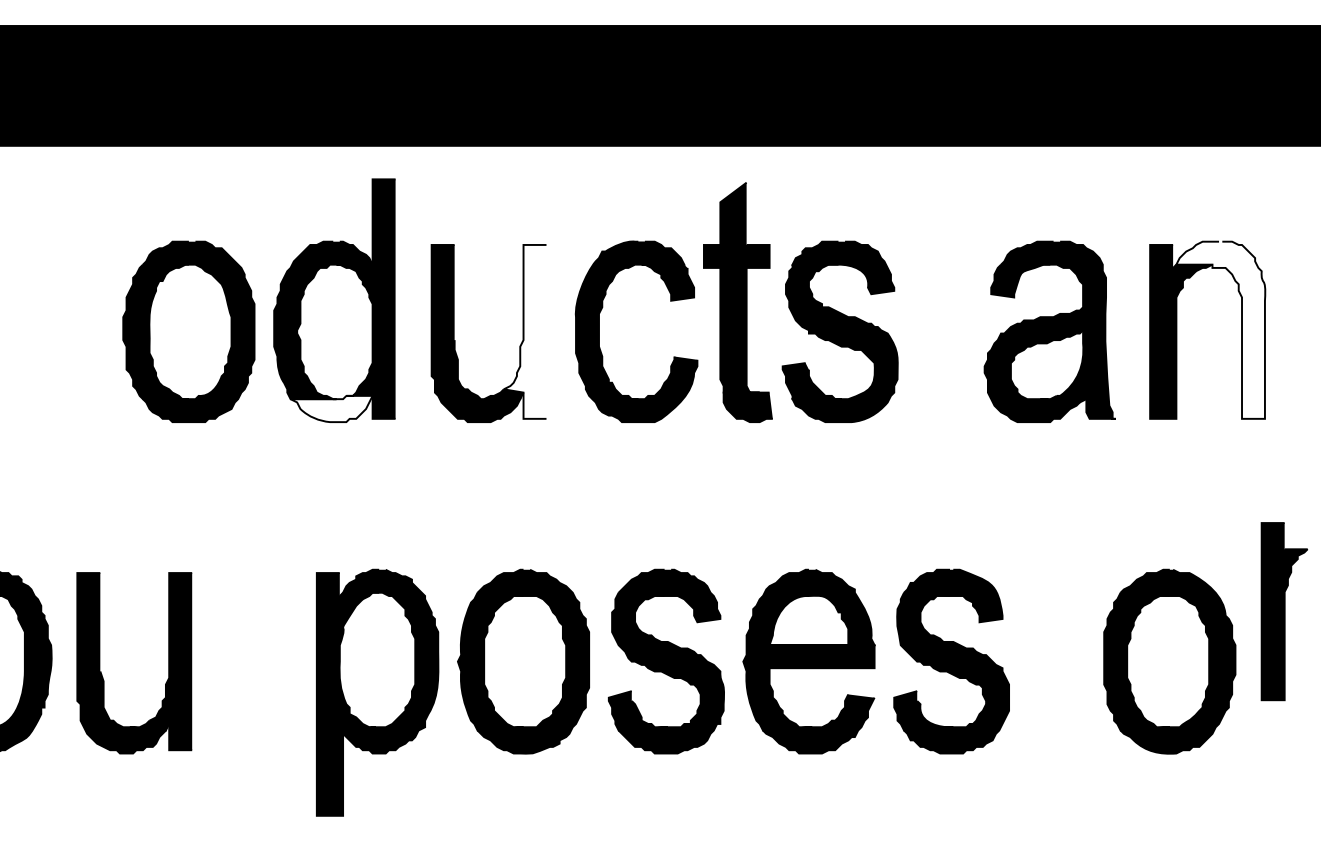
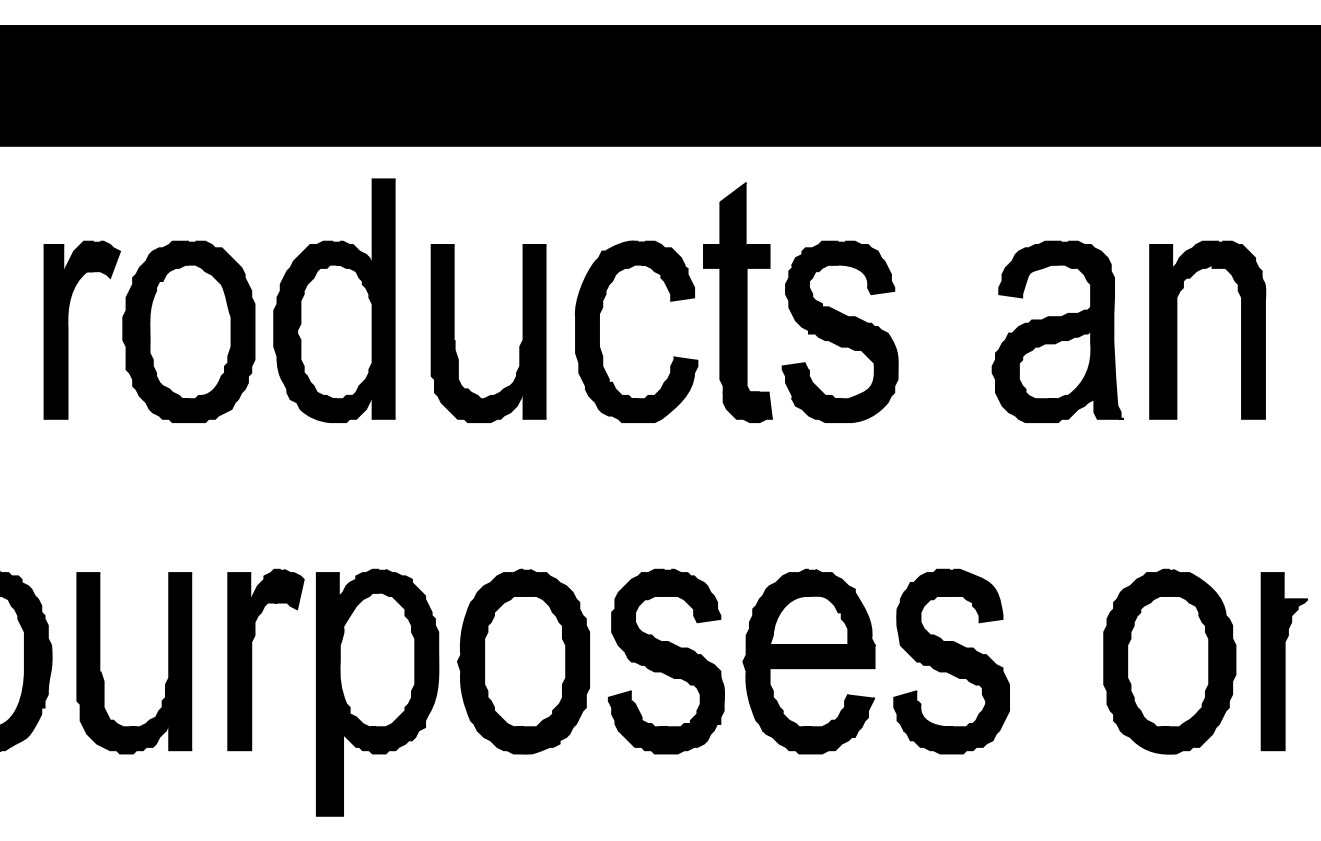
part: none -> present (68, 329)
fill: none -> present (1220, 329)
fill: none -> present (524, 331)
part position: (1049, 331) -> (1057, 331) (1057, 331)
fill: none -> present (331, 408)
part position: (1284, 611) -> (1284, 661) (1284, 661)
part: none -> present (252, 659)
